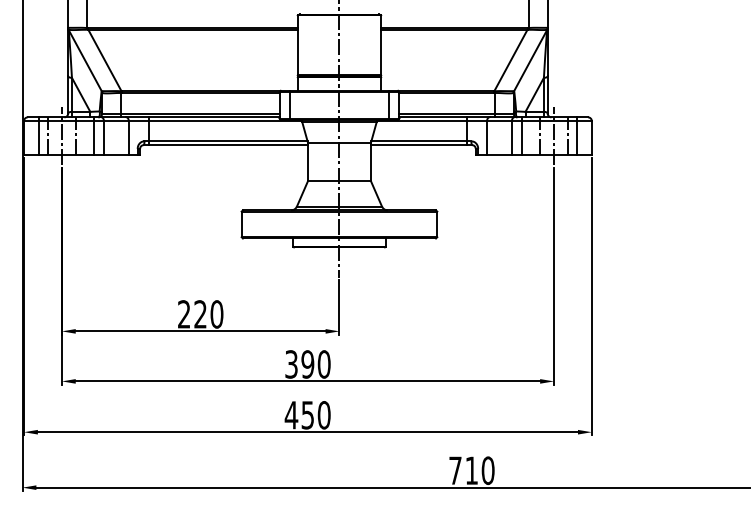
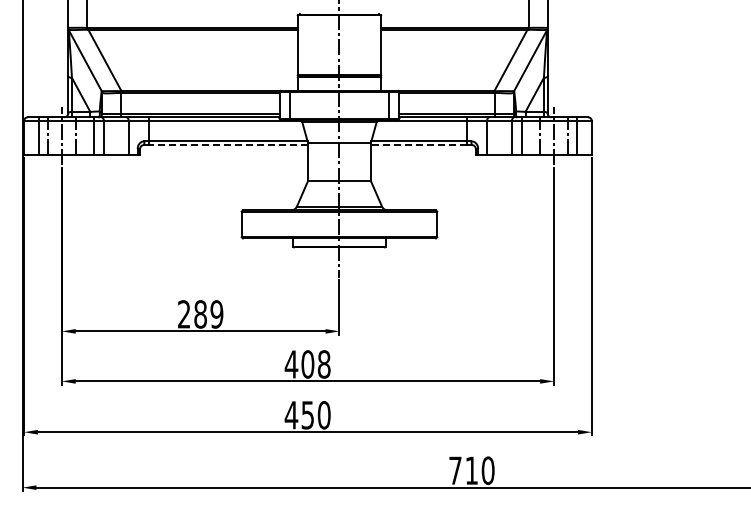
line: solid -> dashed (227, 145)
line: solid -> dashed (418, 145)
text: 220 -> 289 (208, 314)
text: 390 -> 408 (307, 364)
